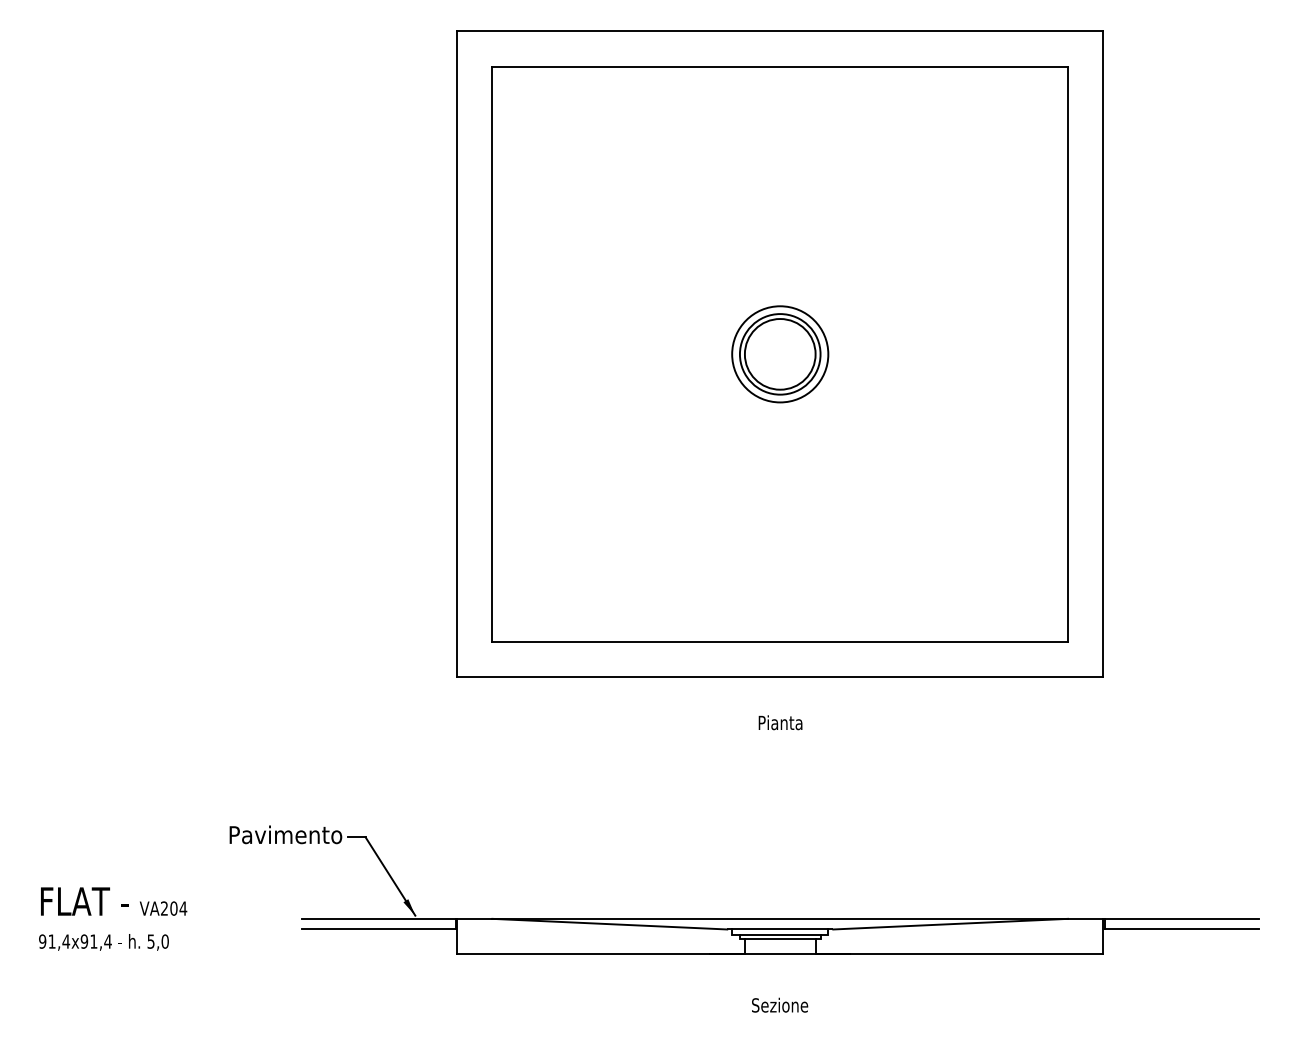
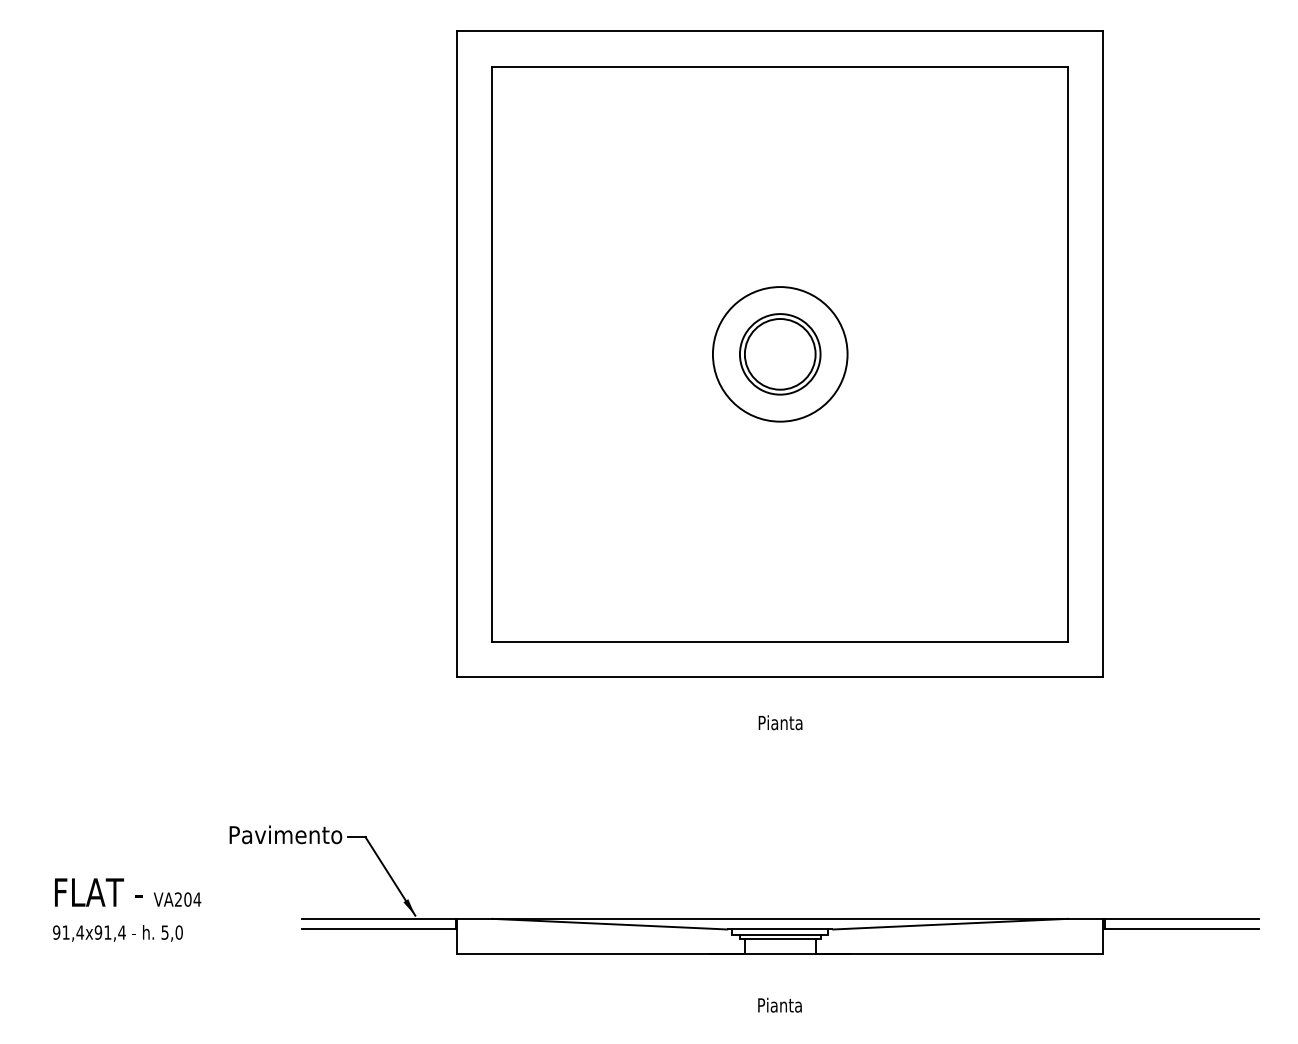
circle diameter: 96 px -> 135 px (779, 354)
text position: (113, 918) -> (127, 909) (127, 909)
text: Sezione -> Pianta (780, 1004)
